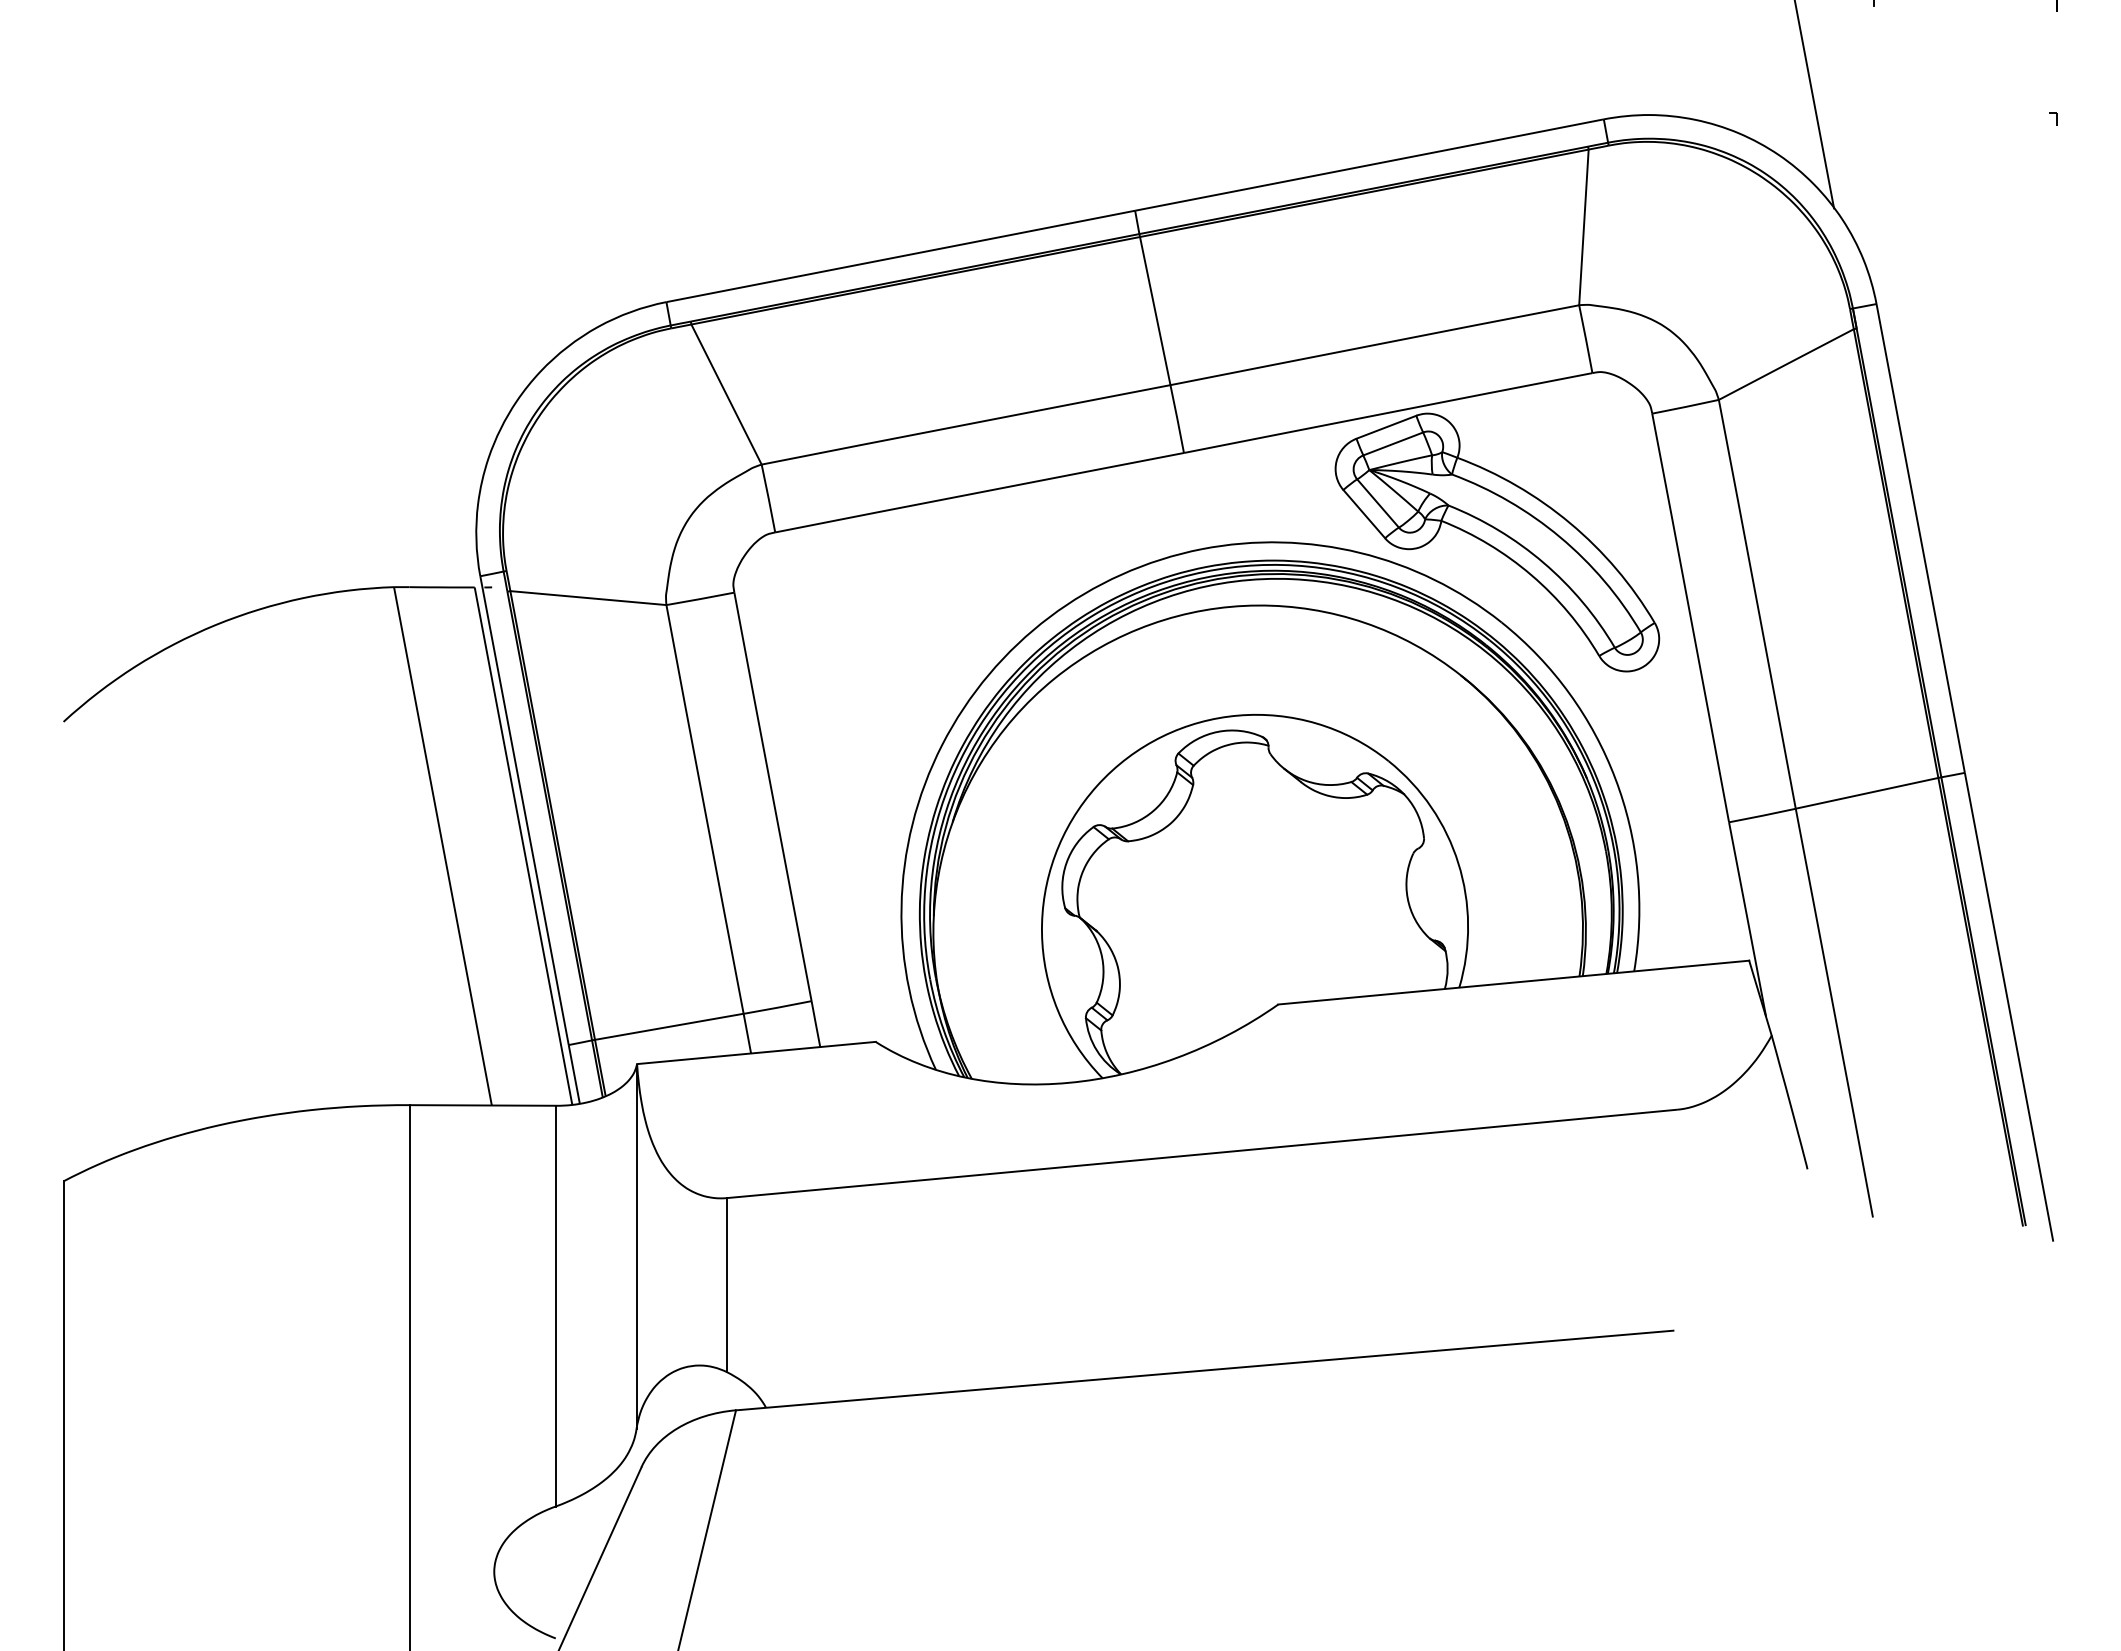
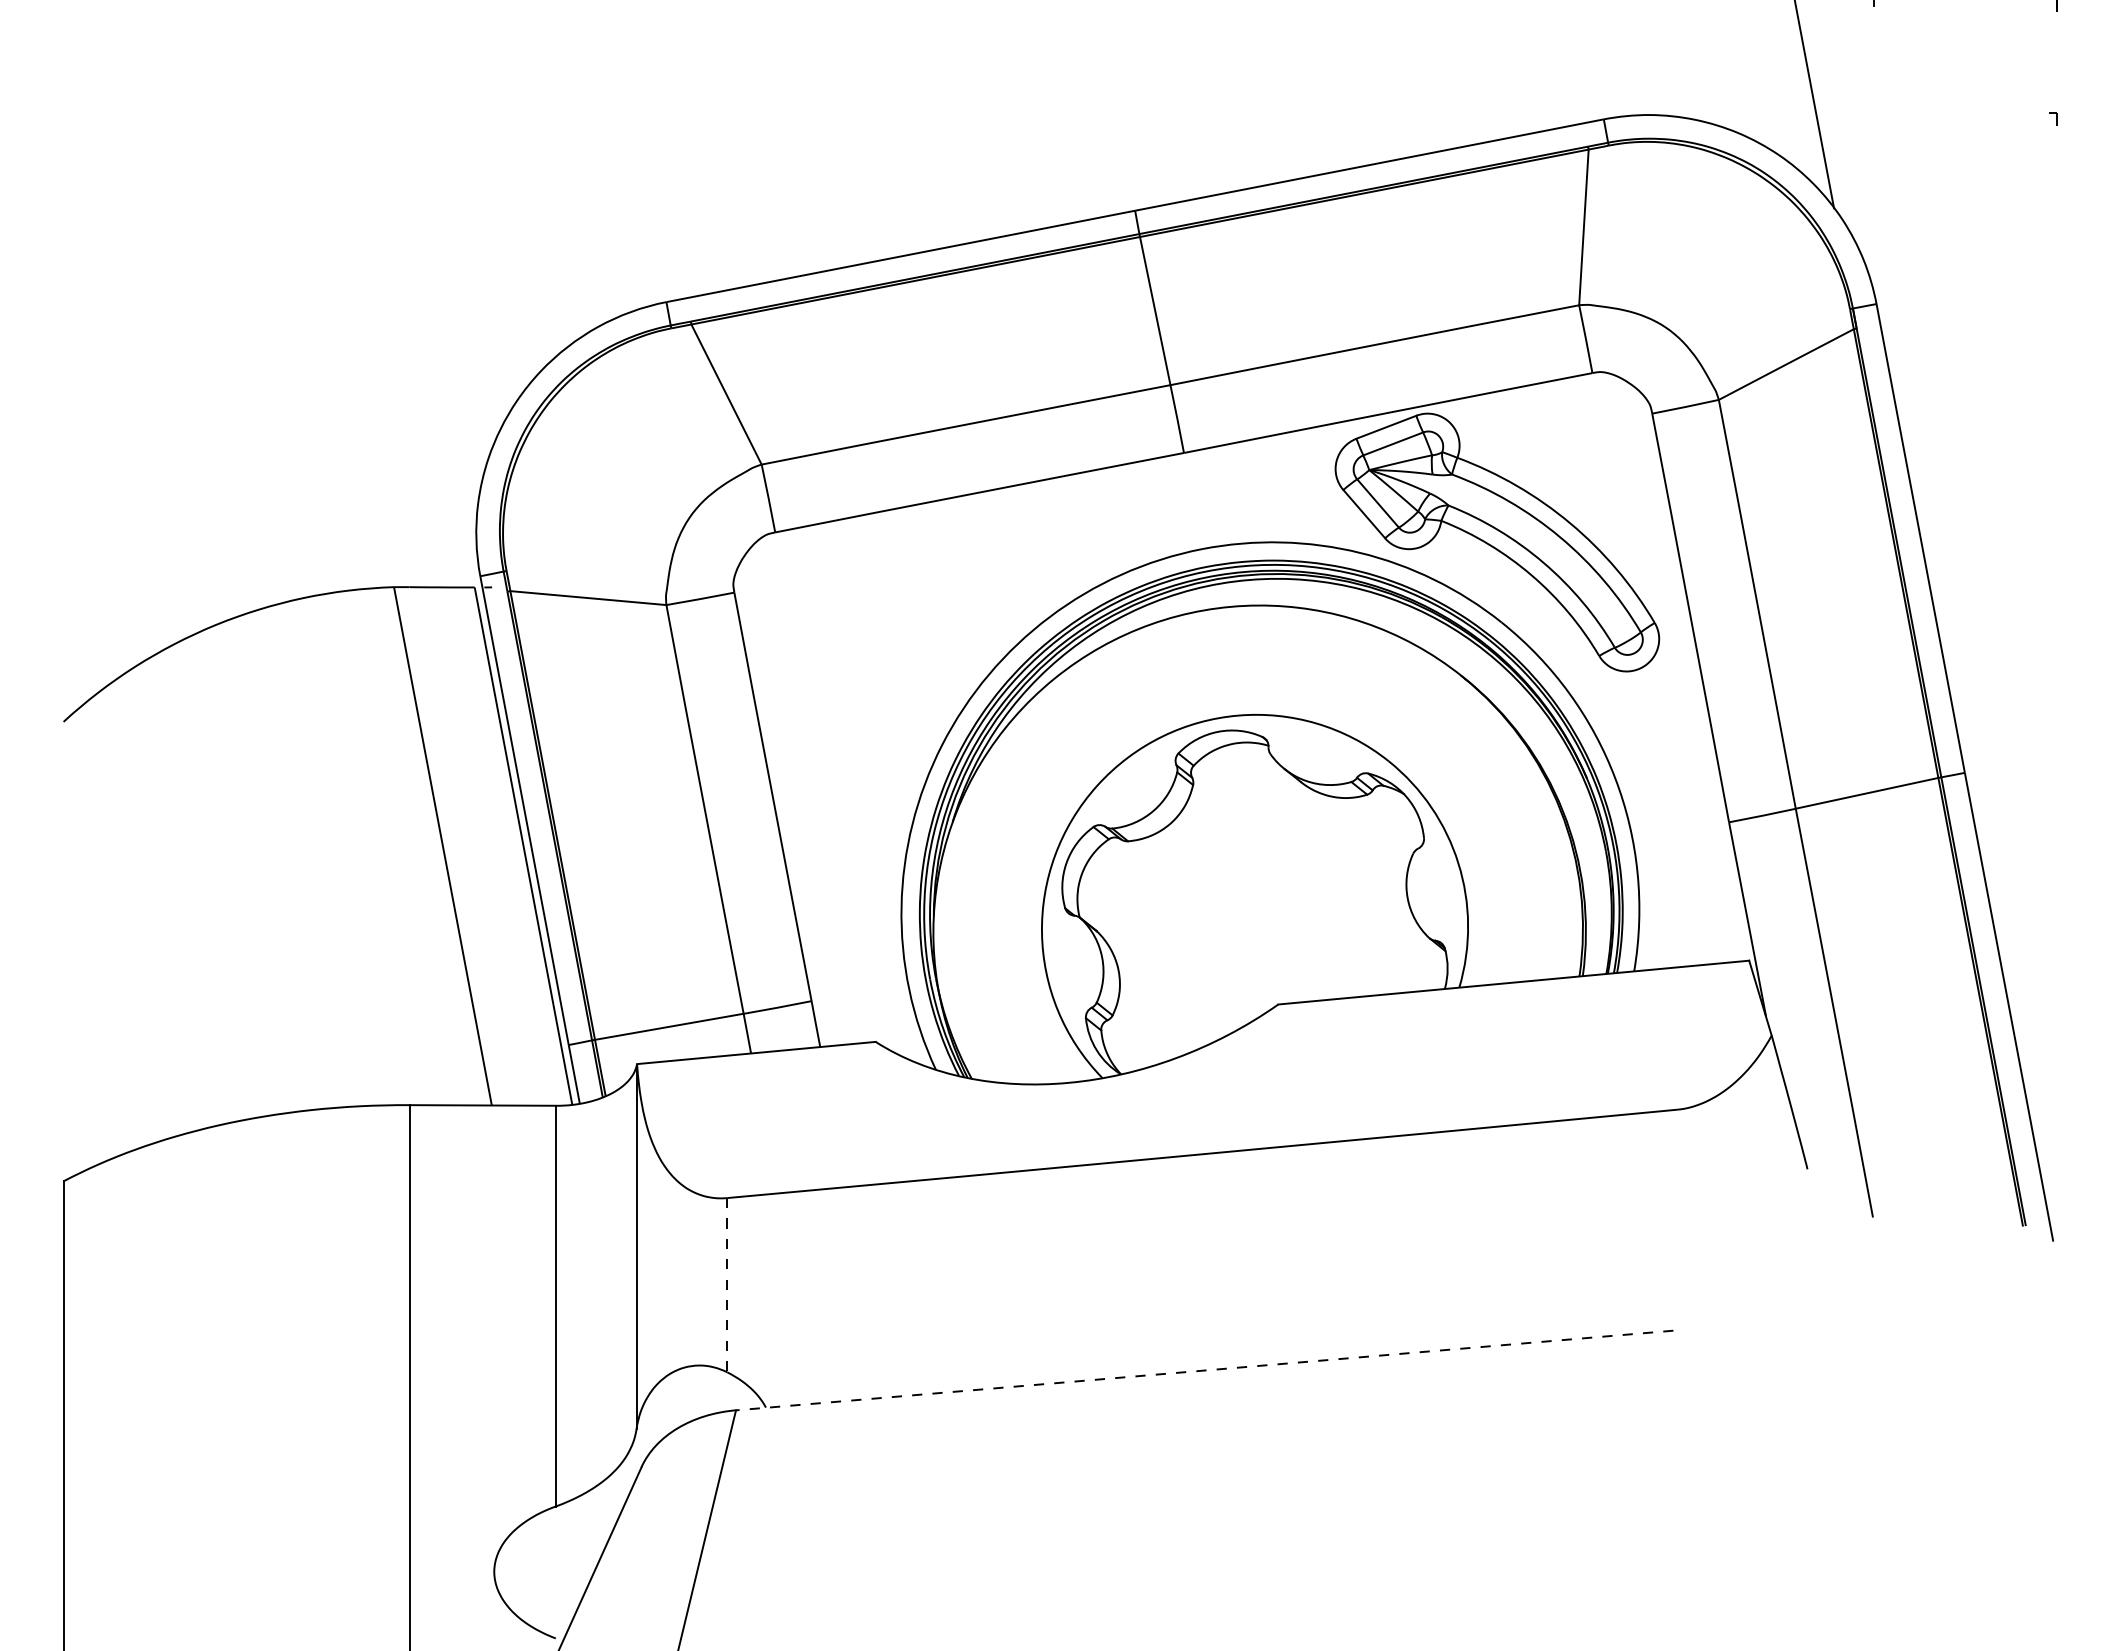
line: solid -> dashed (727, 1285)
line: solid -> dashed (1204, 1370)
